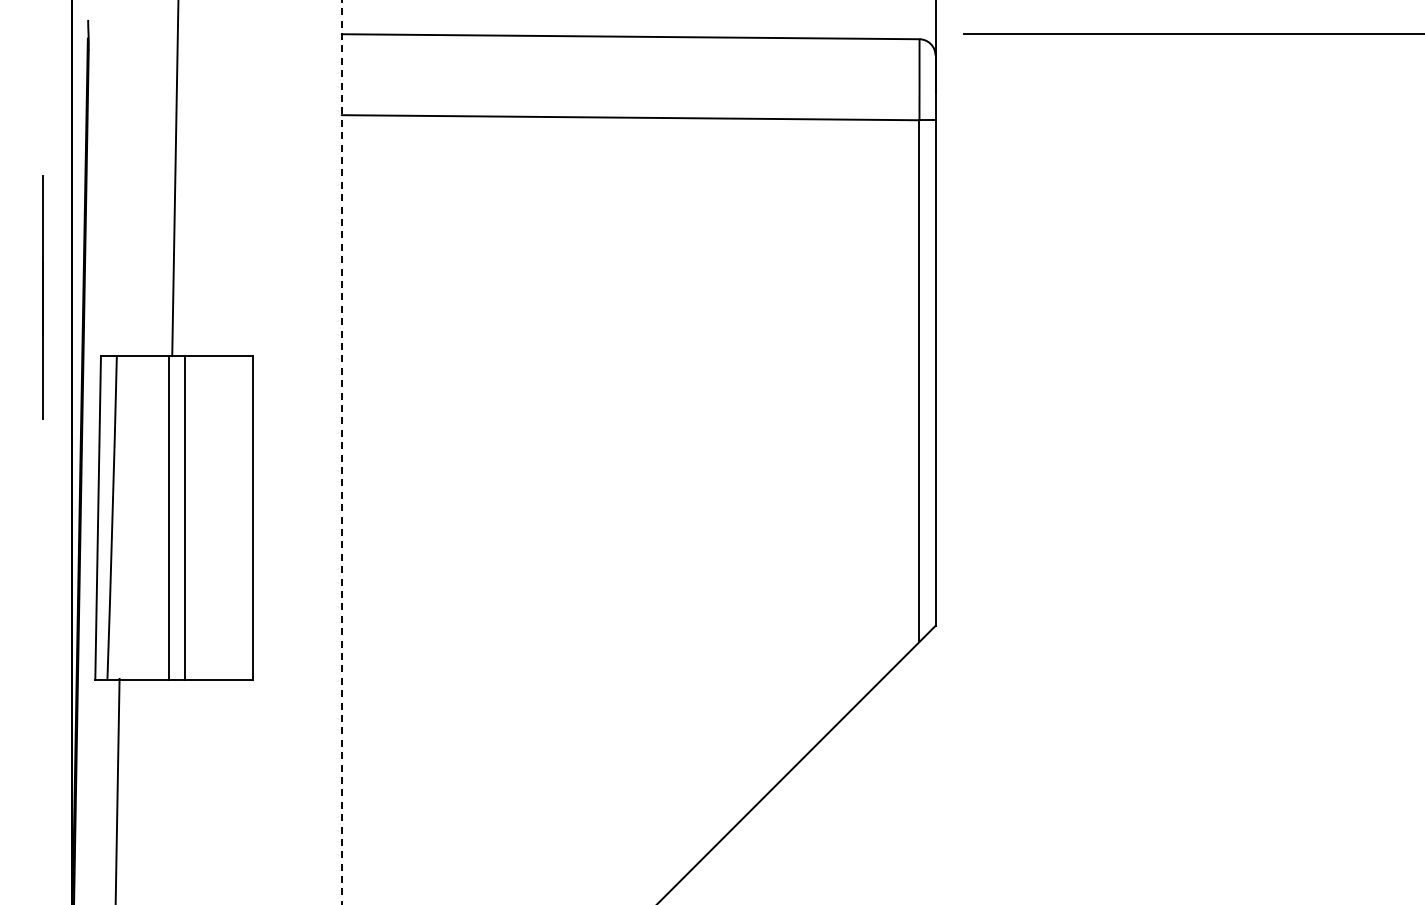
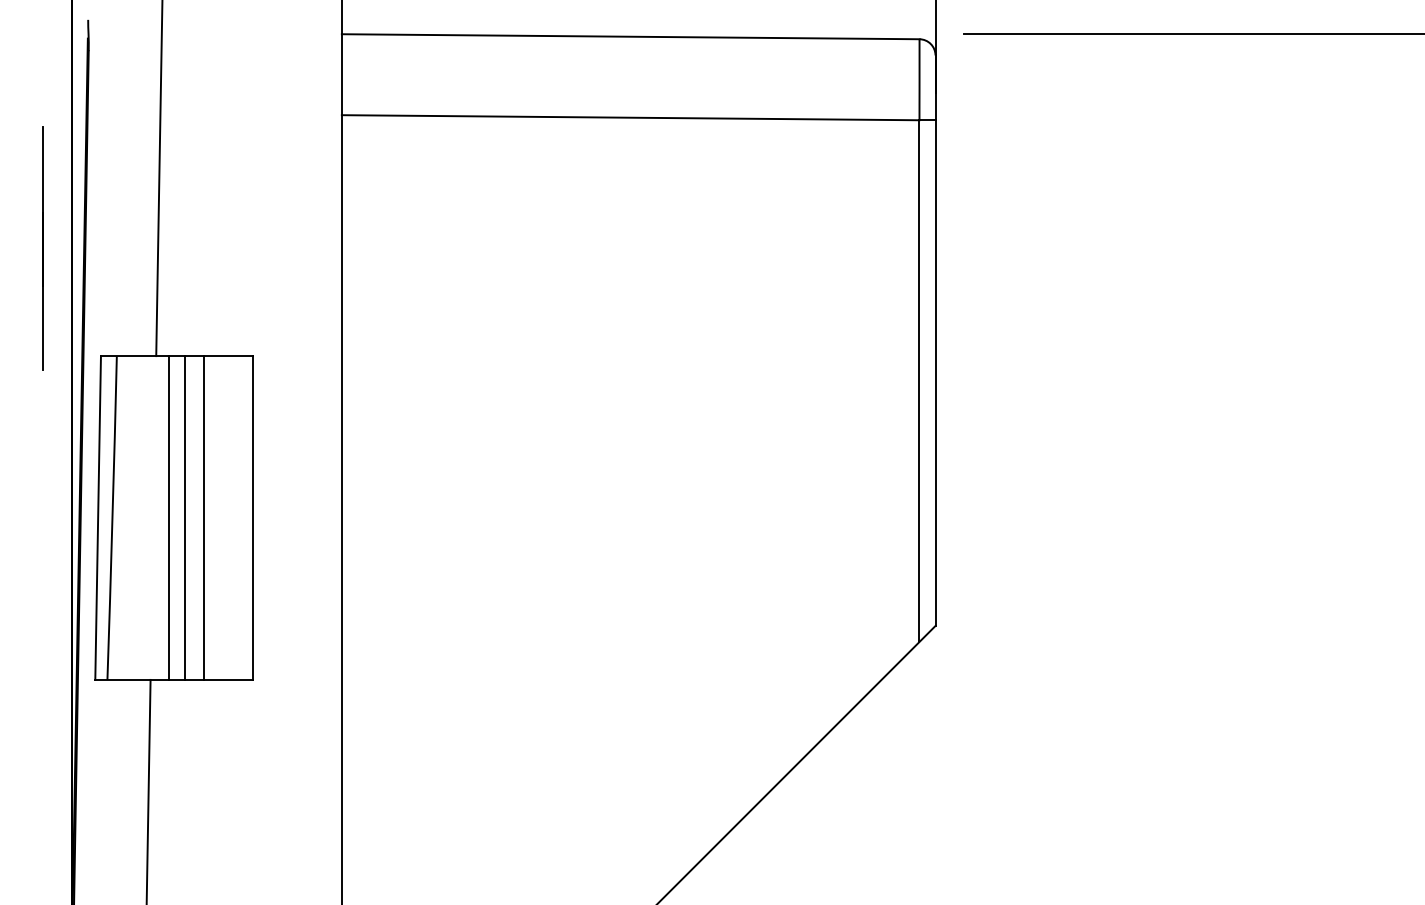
line position: (175, 179) -> (159, 179) (159, 179)
line position: (42, 297) -> (42, 248) (42, 248)
line: dashed -> solid (341, 452)
line: none -> present (204, 517)
line position: (117, 789) -> (148, 790) (148, 790)
